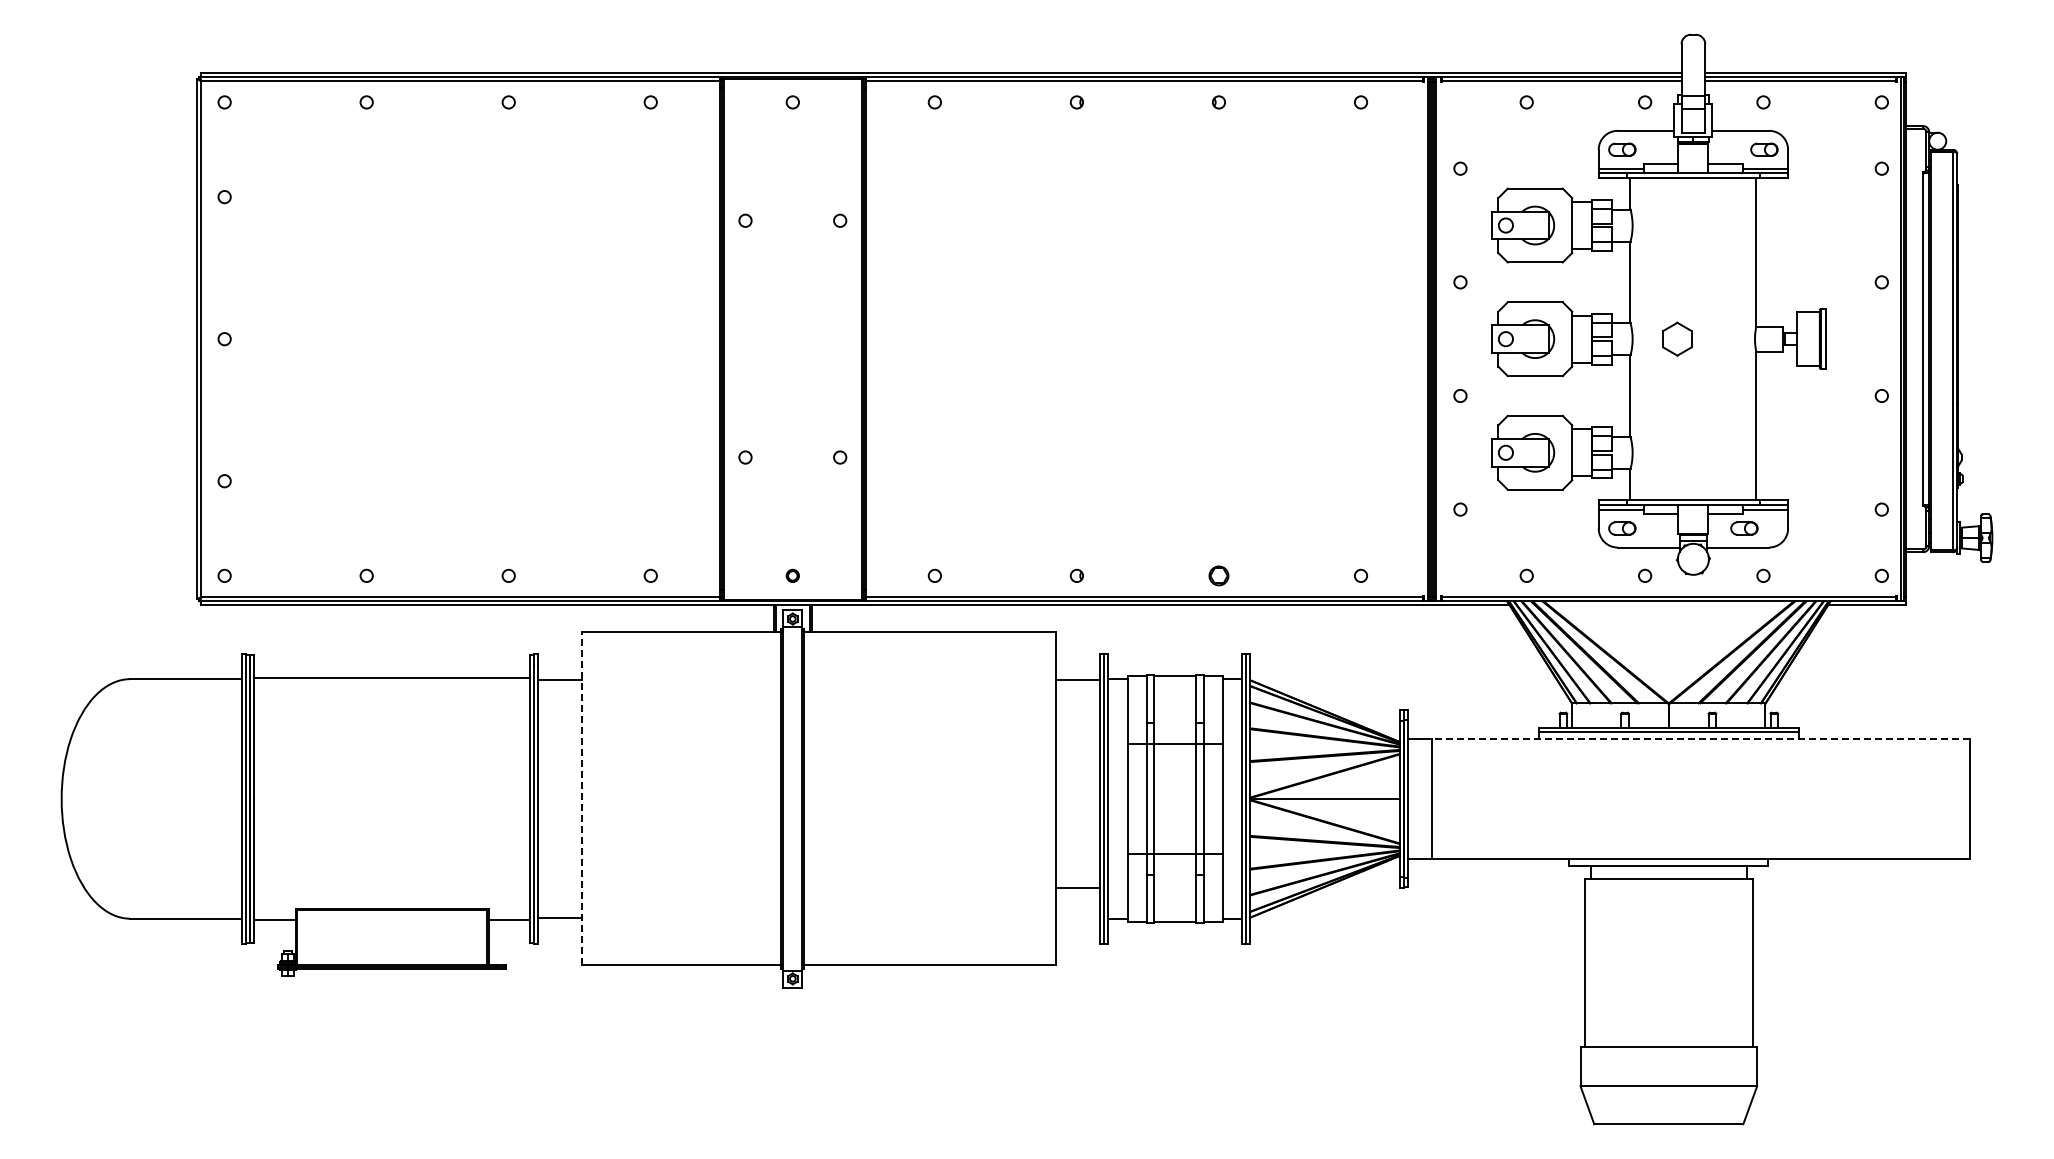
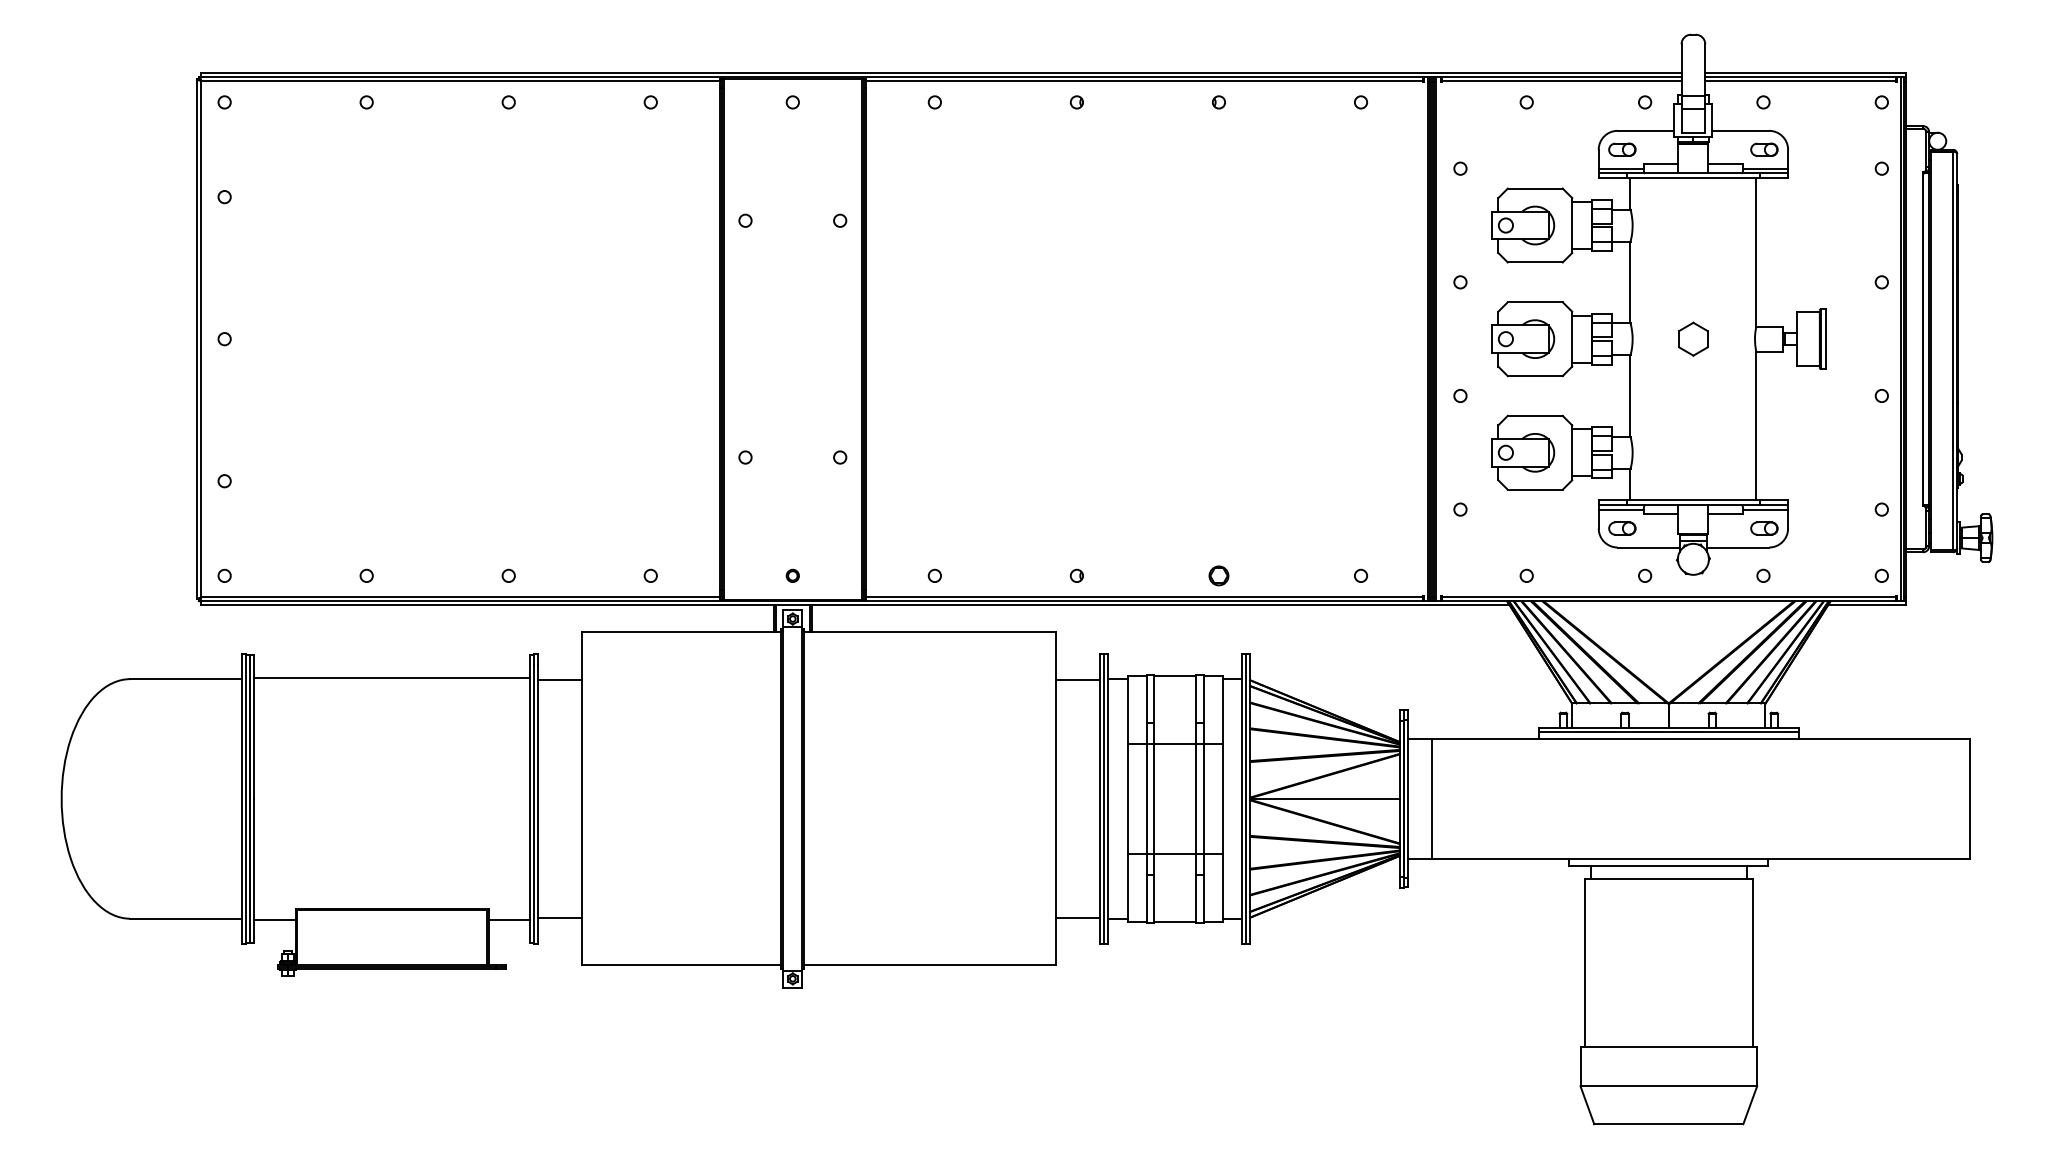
part position: (1677, 338) -> (1693, 338) (1693, 338)
part position: (1744, 528) -> (1764, 528) (1764, 528)
line: dashed -> solid (1700, 739)
line: dashed -> solid (582, 798)
line position: (1077, 888) -> (1077, 918) (1077, 918)
